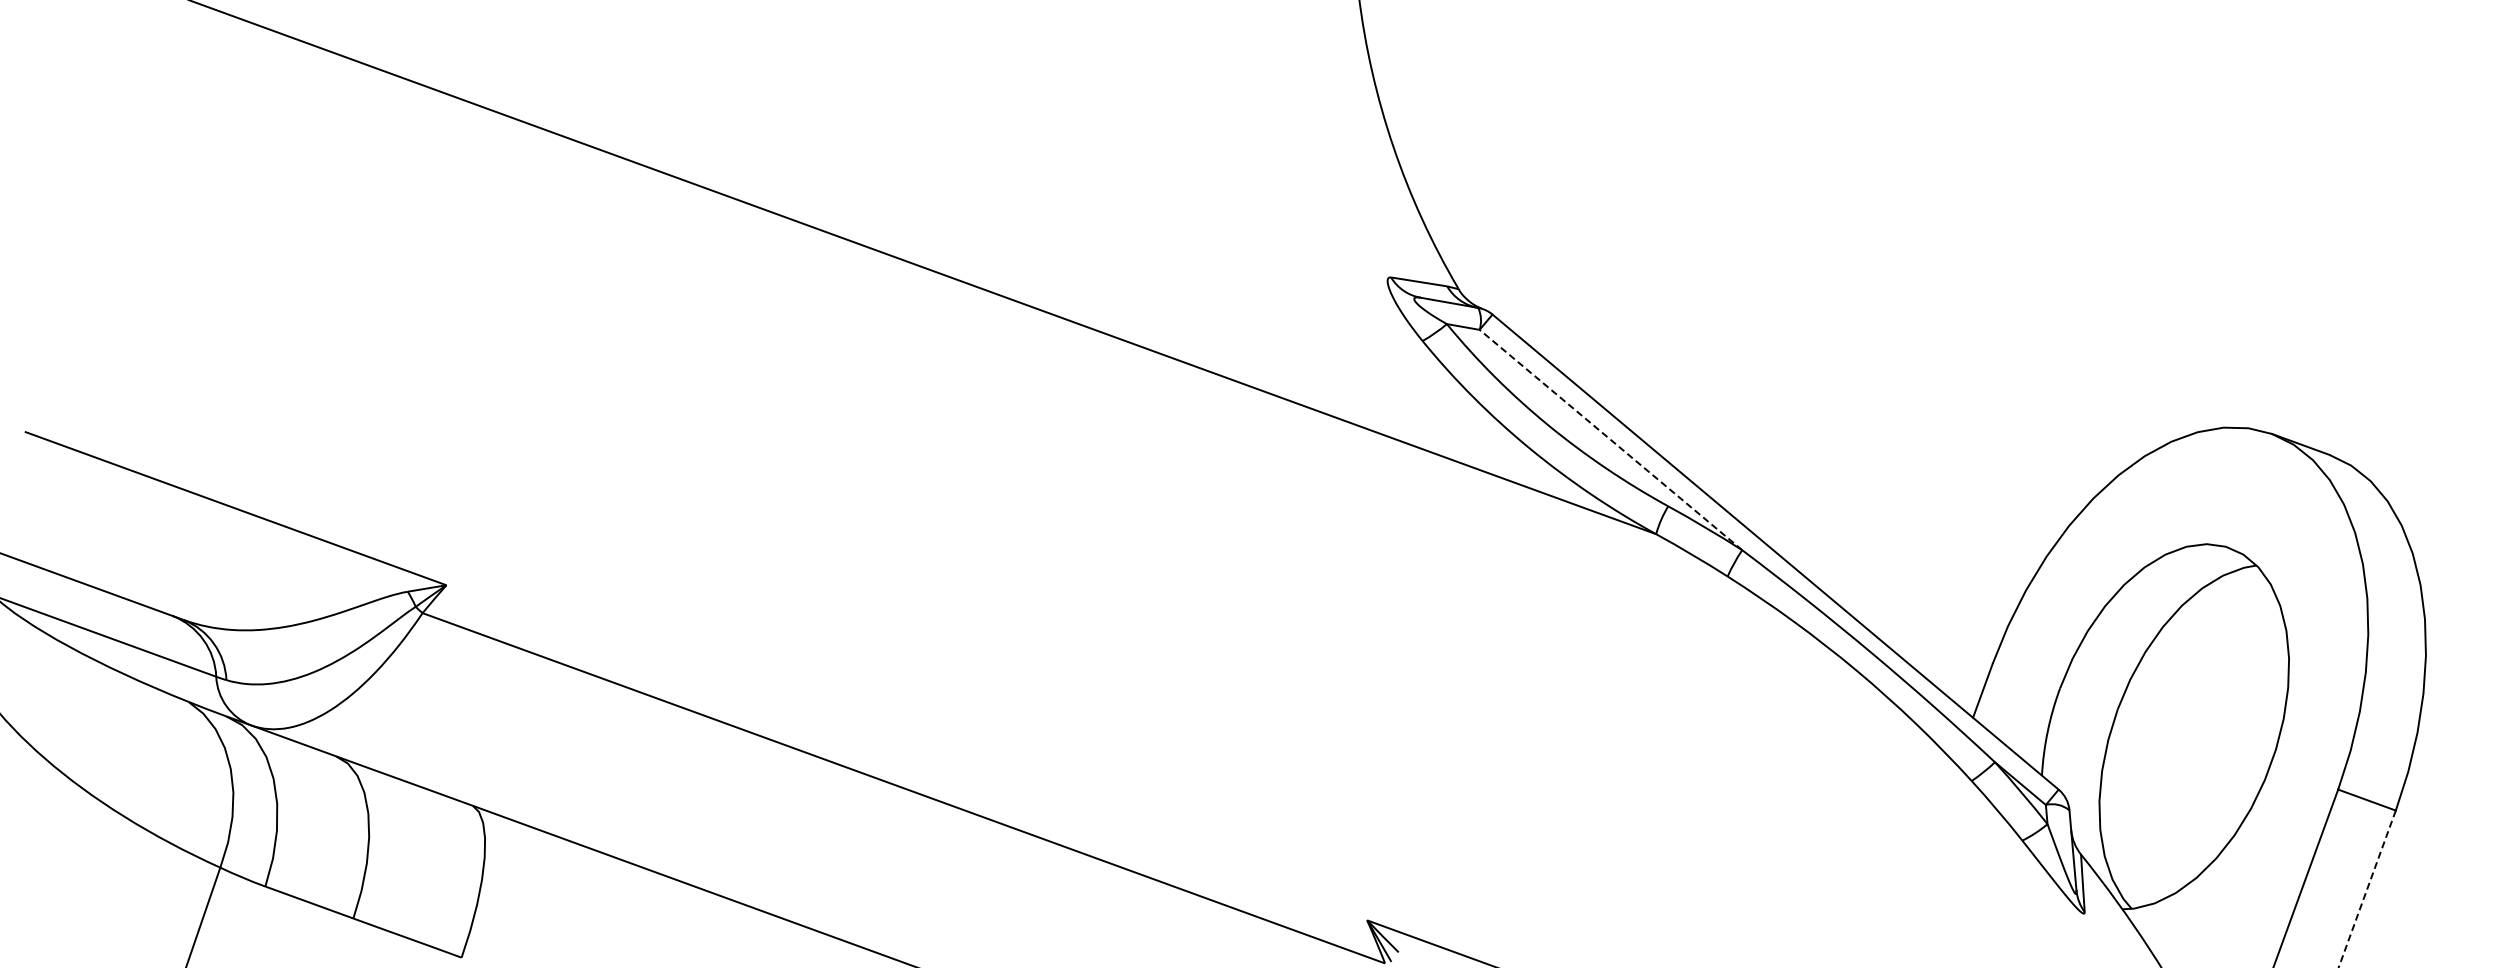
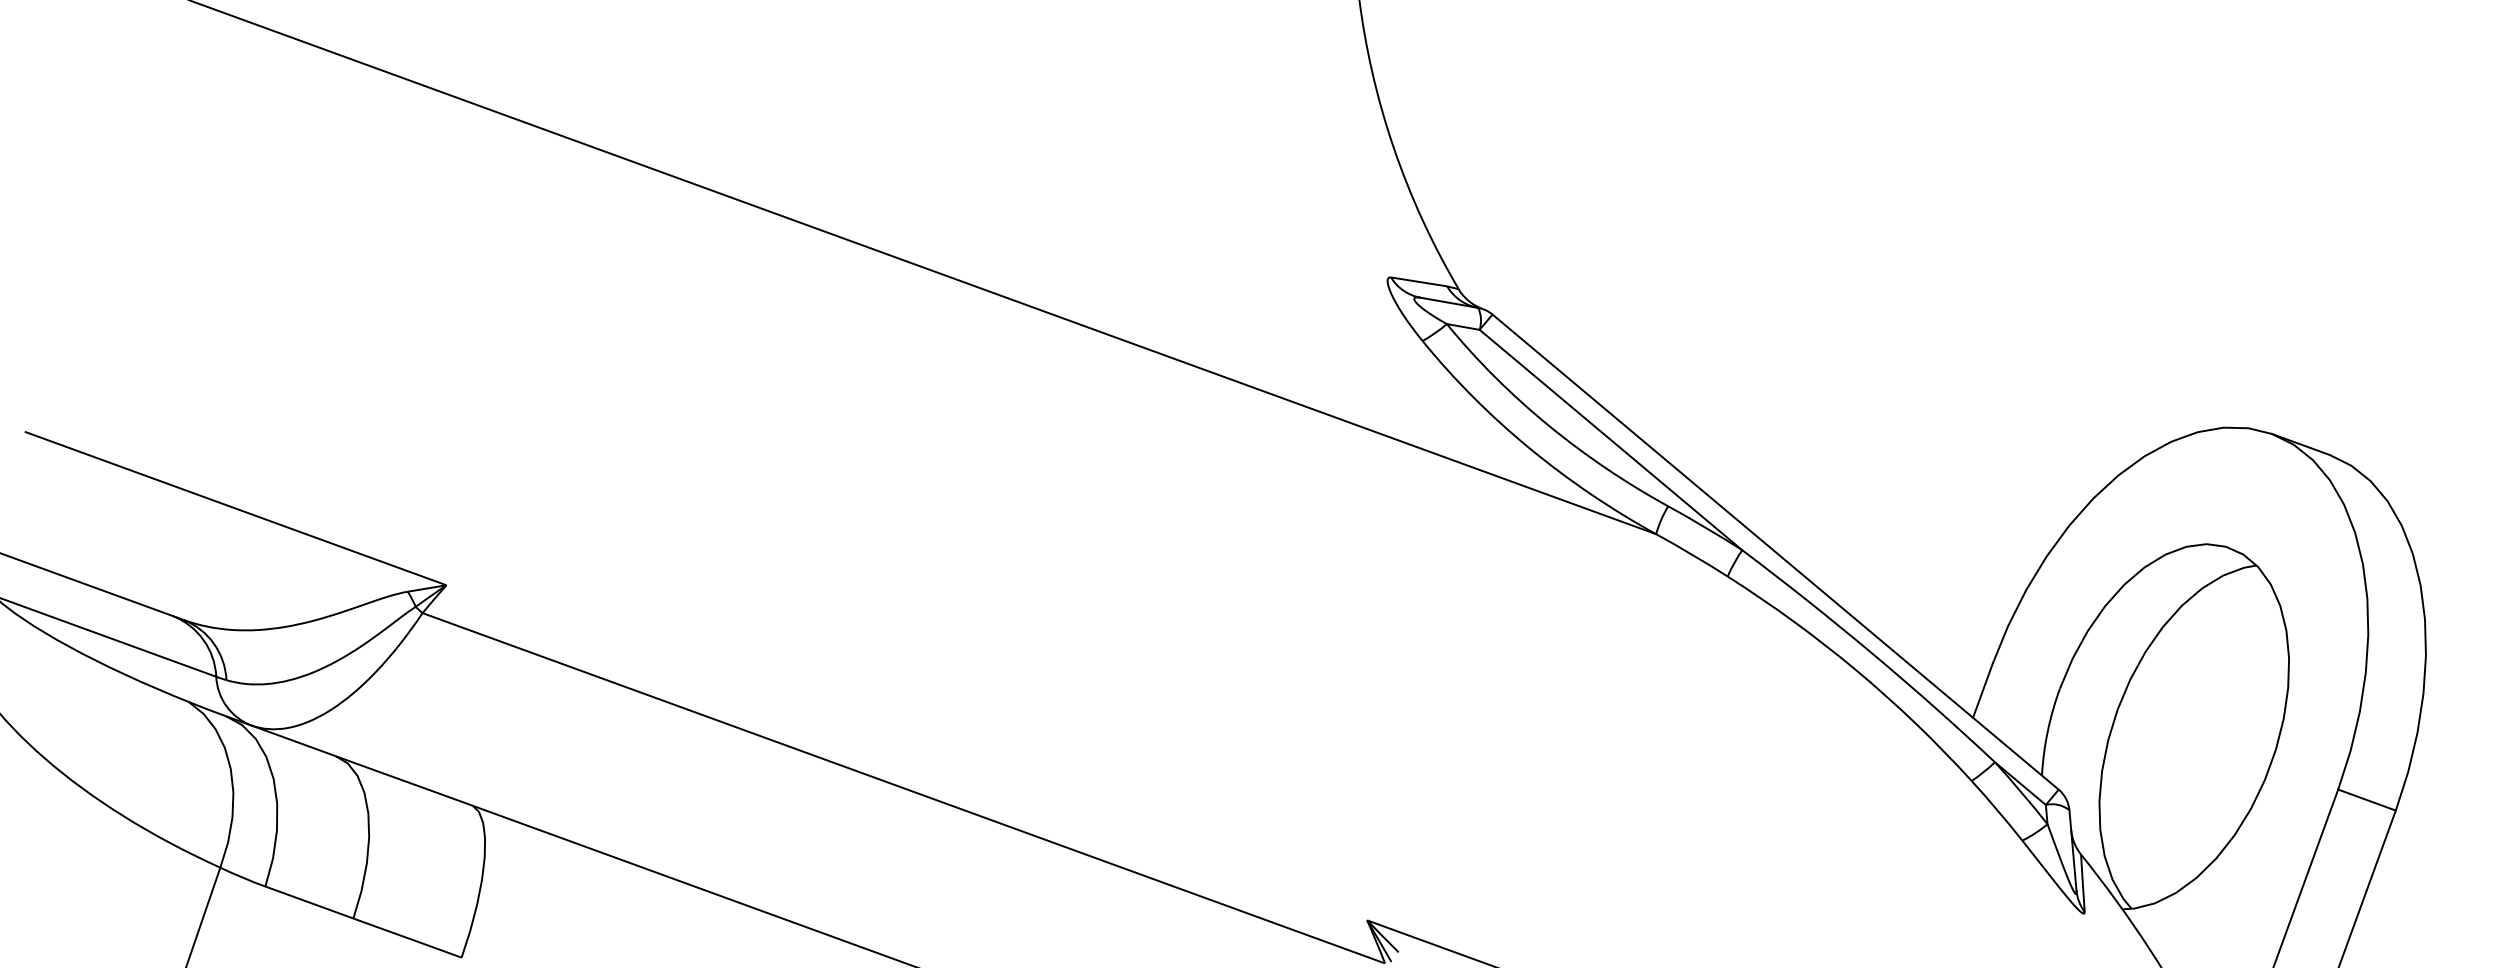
line: dashed -> solid (1610, 439)
line: dashed -> solid (2367, 889)
